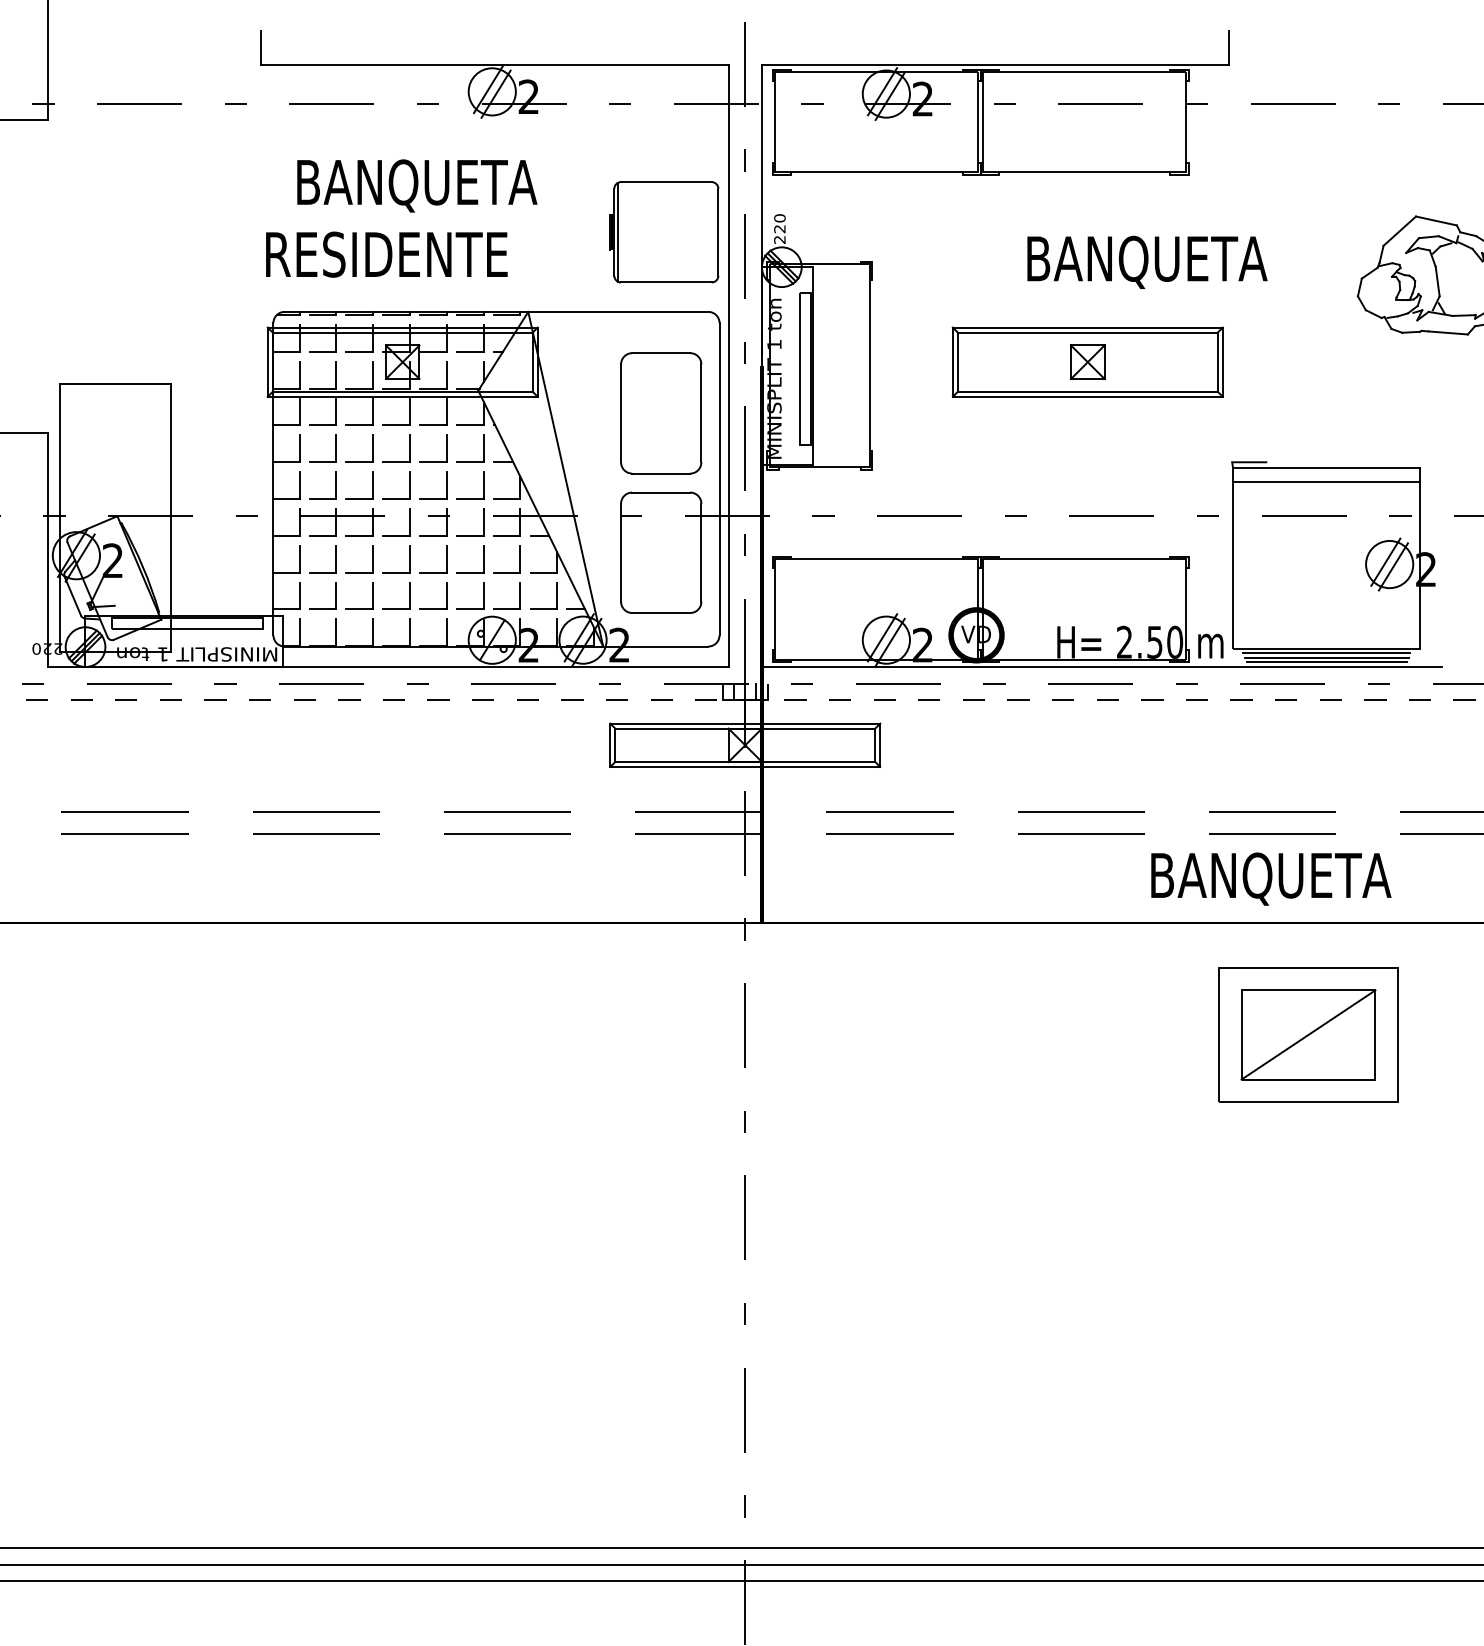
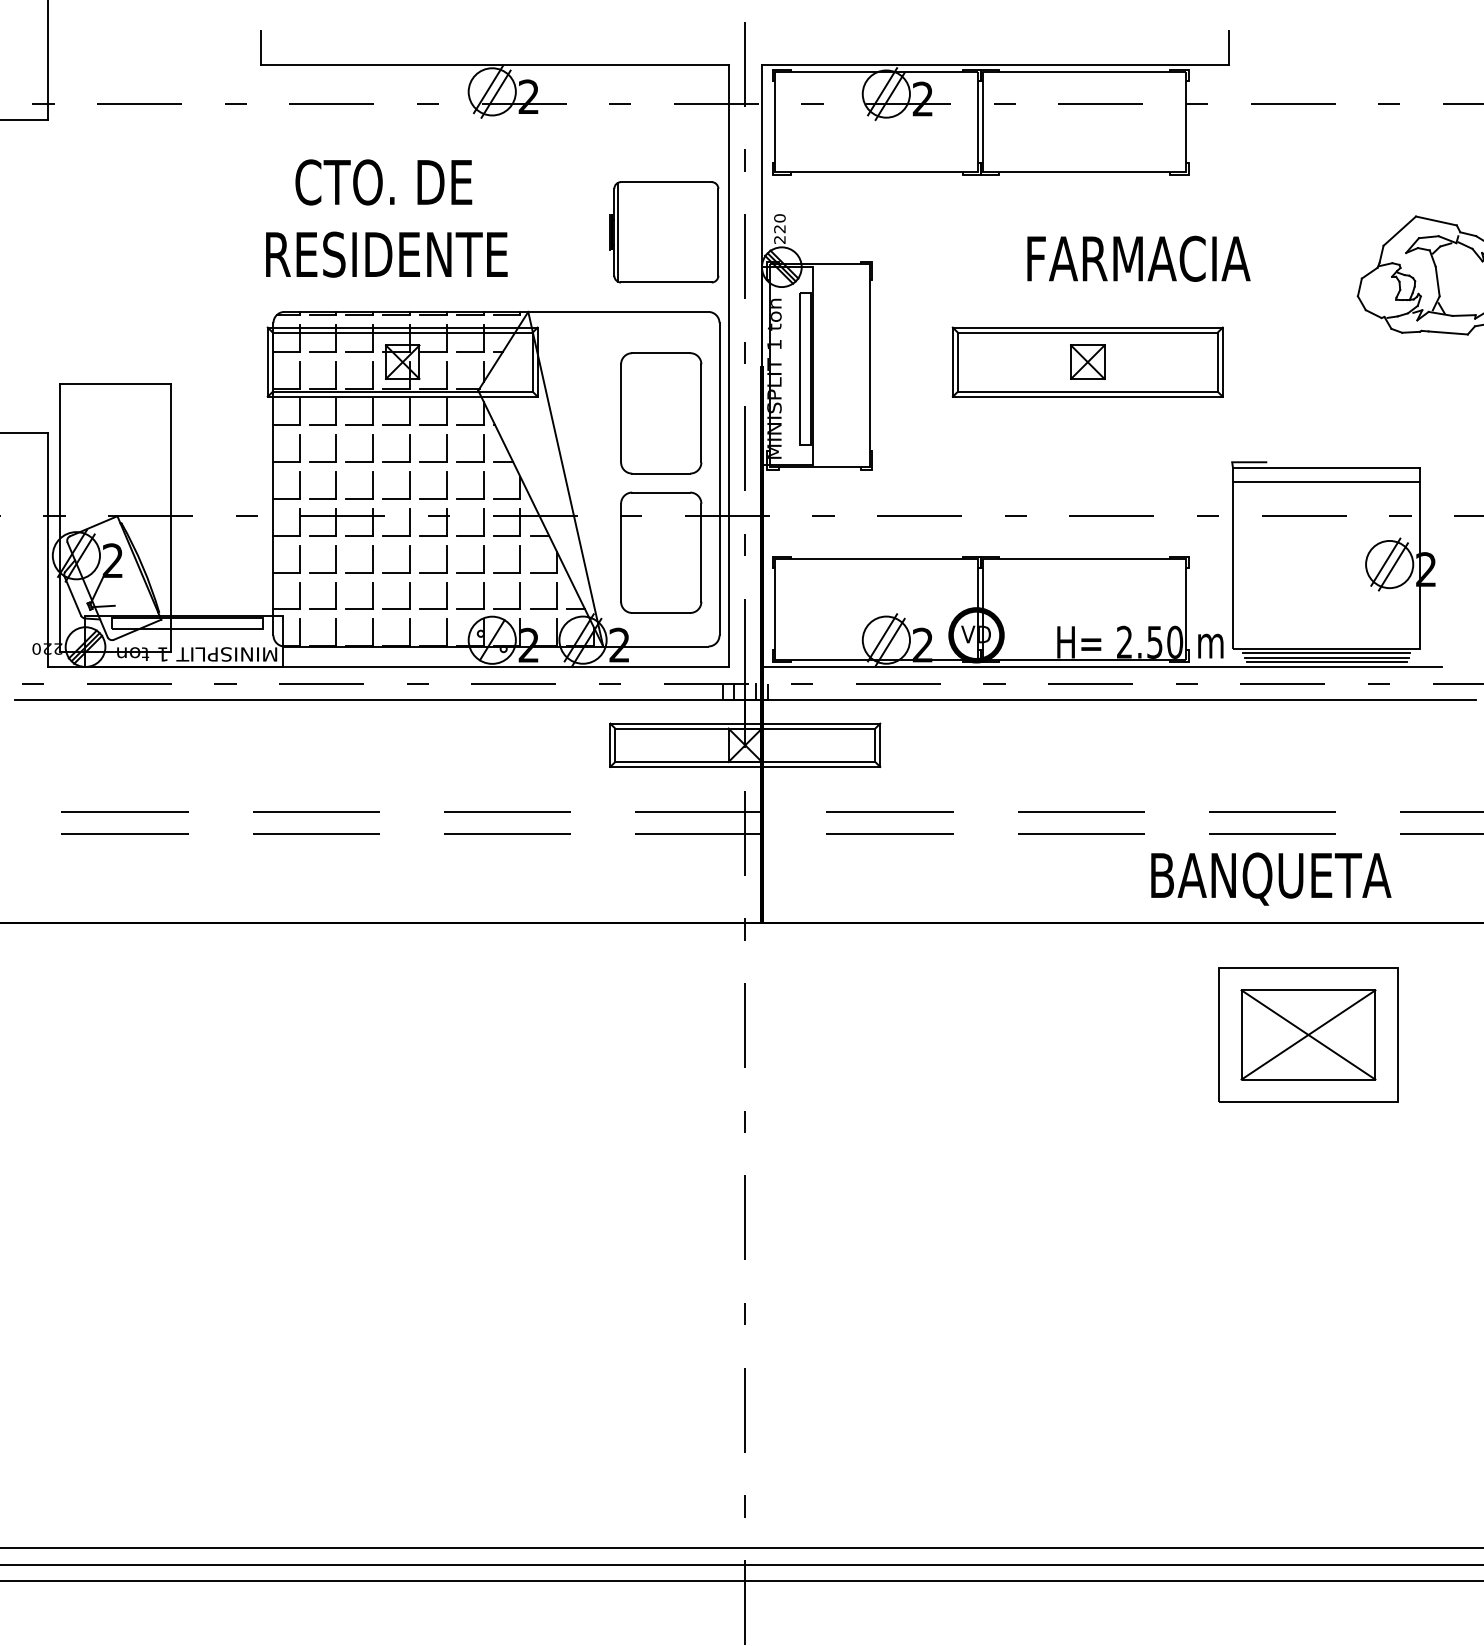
text: BANQUETA -> CTO. DE (416, 185)
text: BANQUETA -> FARMACIA (1149, 261)
line: dashed -> solid (744, 700)
line: none -> present (1308, 1034)
